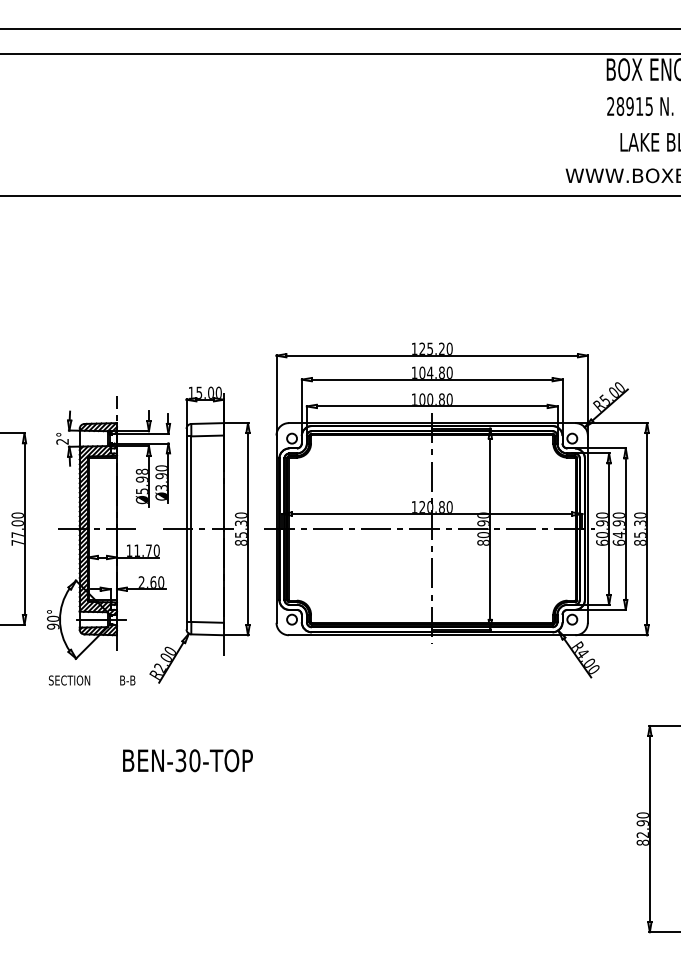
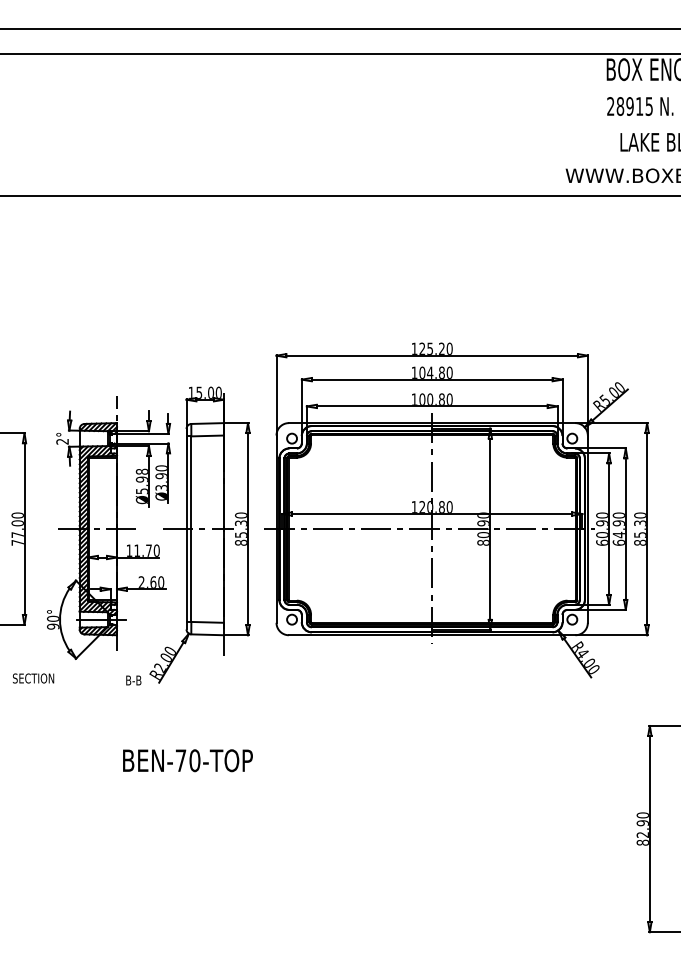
text position: (69, 680) -> (33, 678) (33, 678)
text position: (127, 680) -> (133, 680) (133, 680)
text: BEN-30-TOP -> BEN-70-TOP (180, 760)
